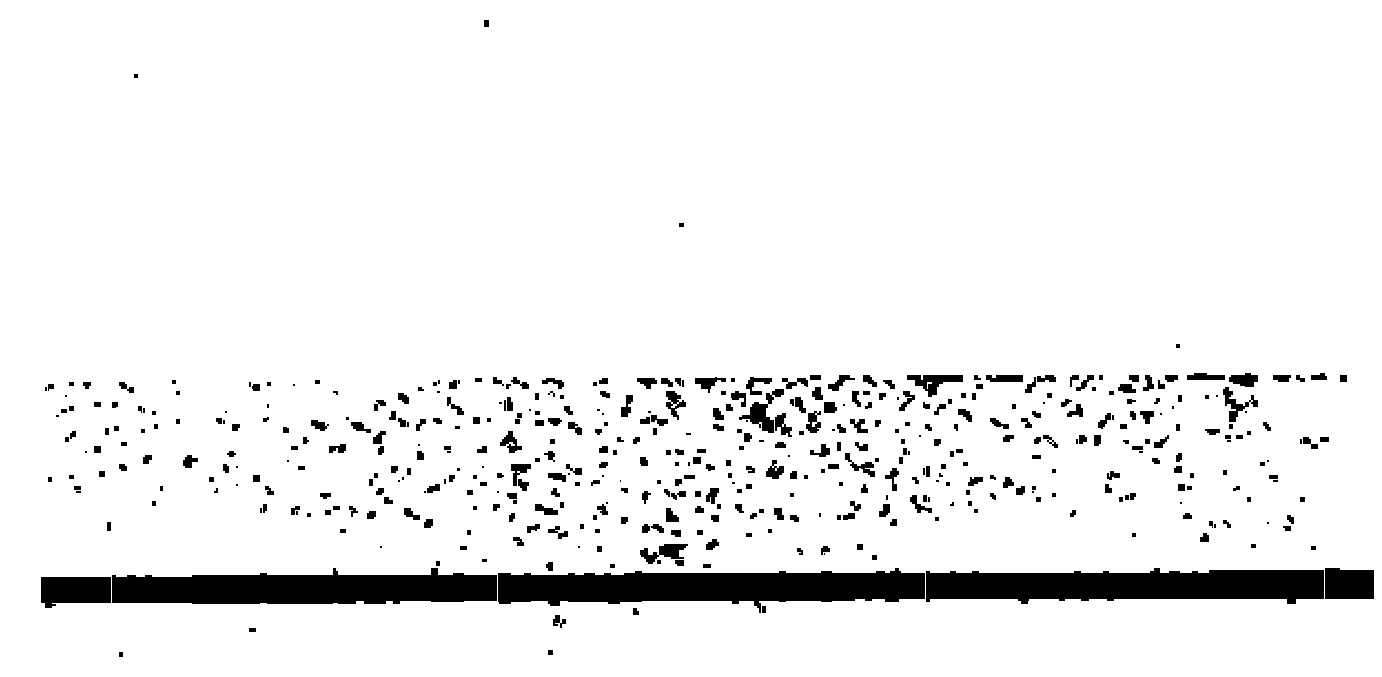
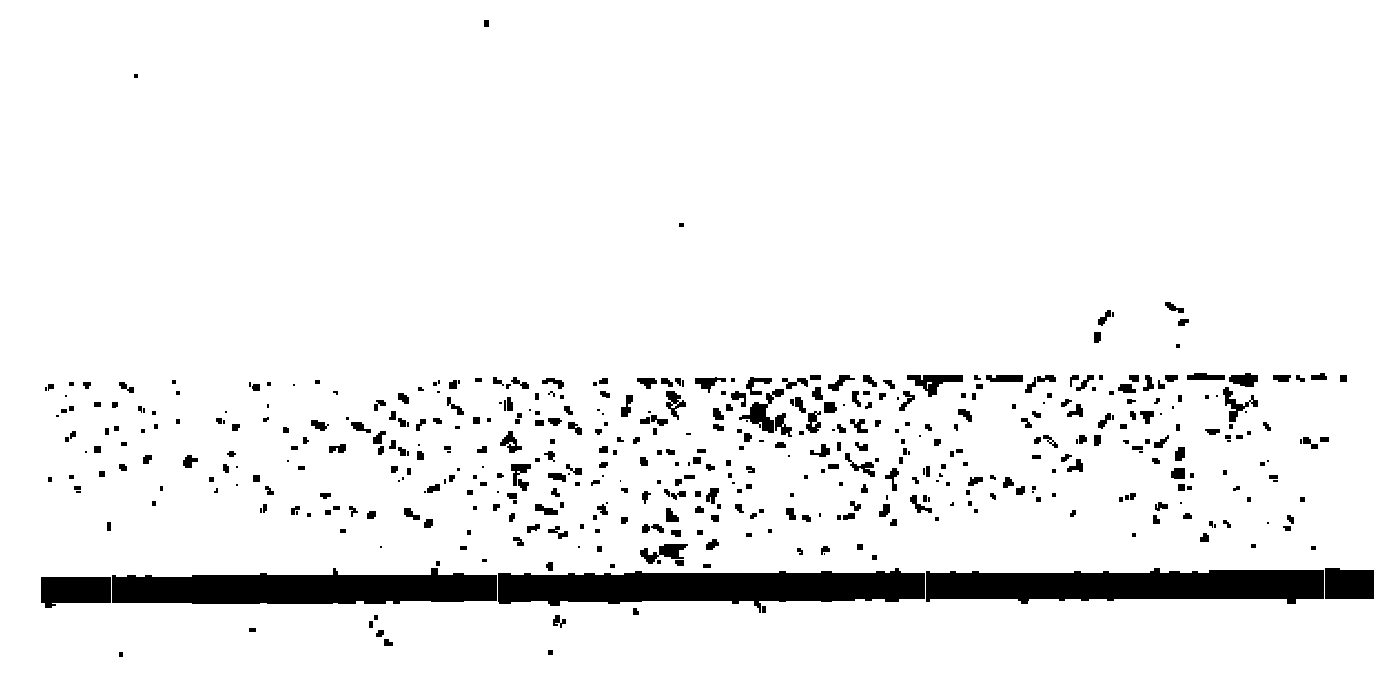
part: none -> present (1103, 326)
part: present -> none (937, 406)
part position: (1001, 429) -> (1176, 313) (1176, 313)
part: none -> present (398, 447)
part position: (674, 451) -> (665, 451) (665, 451)
part: none -> present (1071, 462)
part size: 8x20 px -> 14x32 px (1177, 462)
part: present -> none (781, 469)
part position: (1112, 481) -> (1160, 512) (1160, 512)
part position: (380, 488) -> (380, 630) (380, 630)
part position: (786, 514) -> (798, 514) (798, 514)
